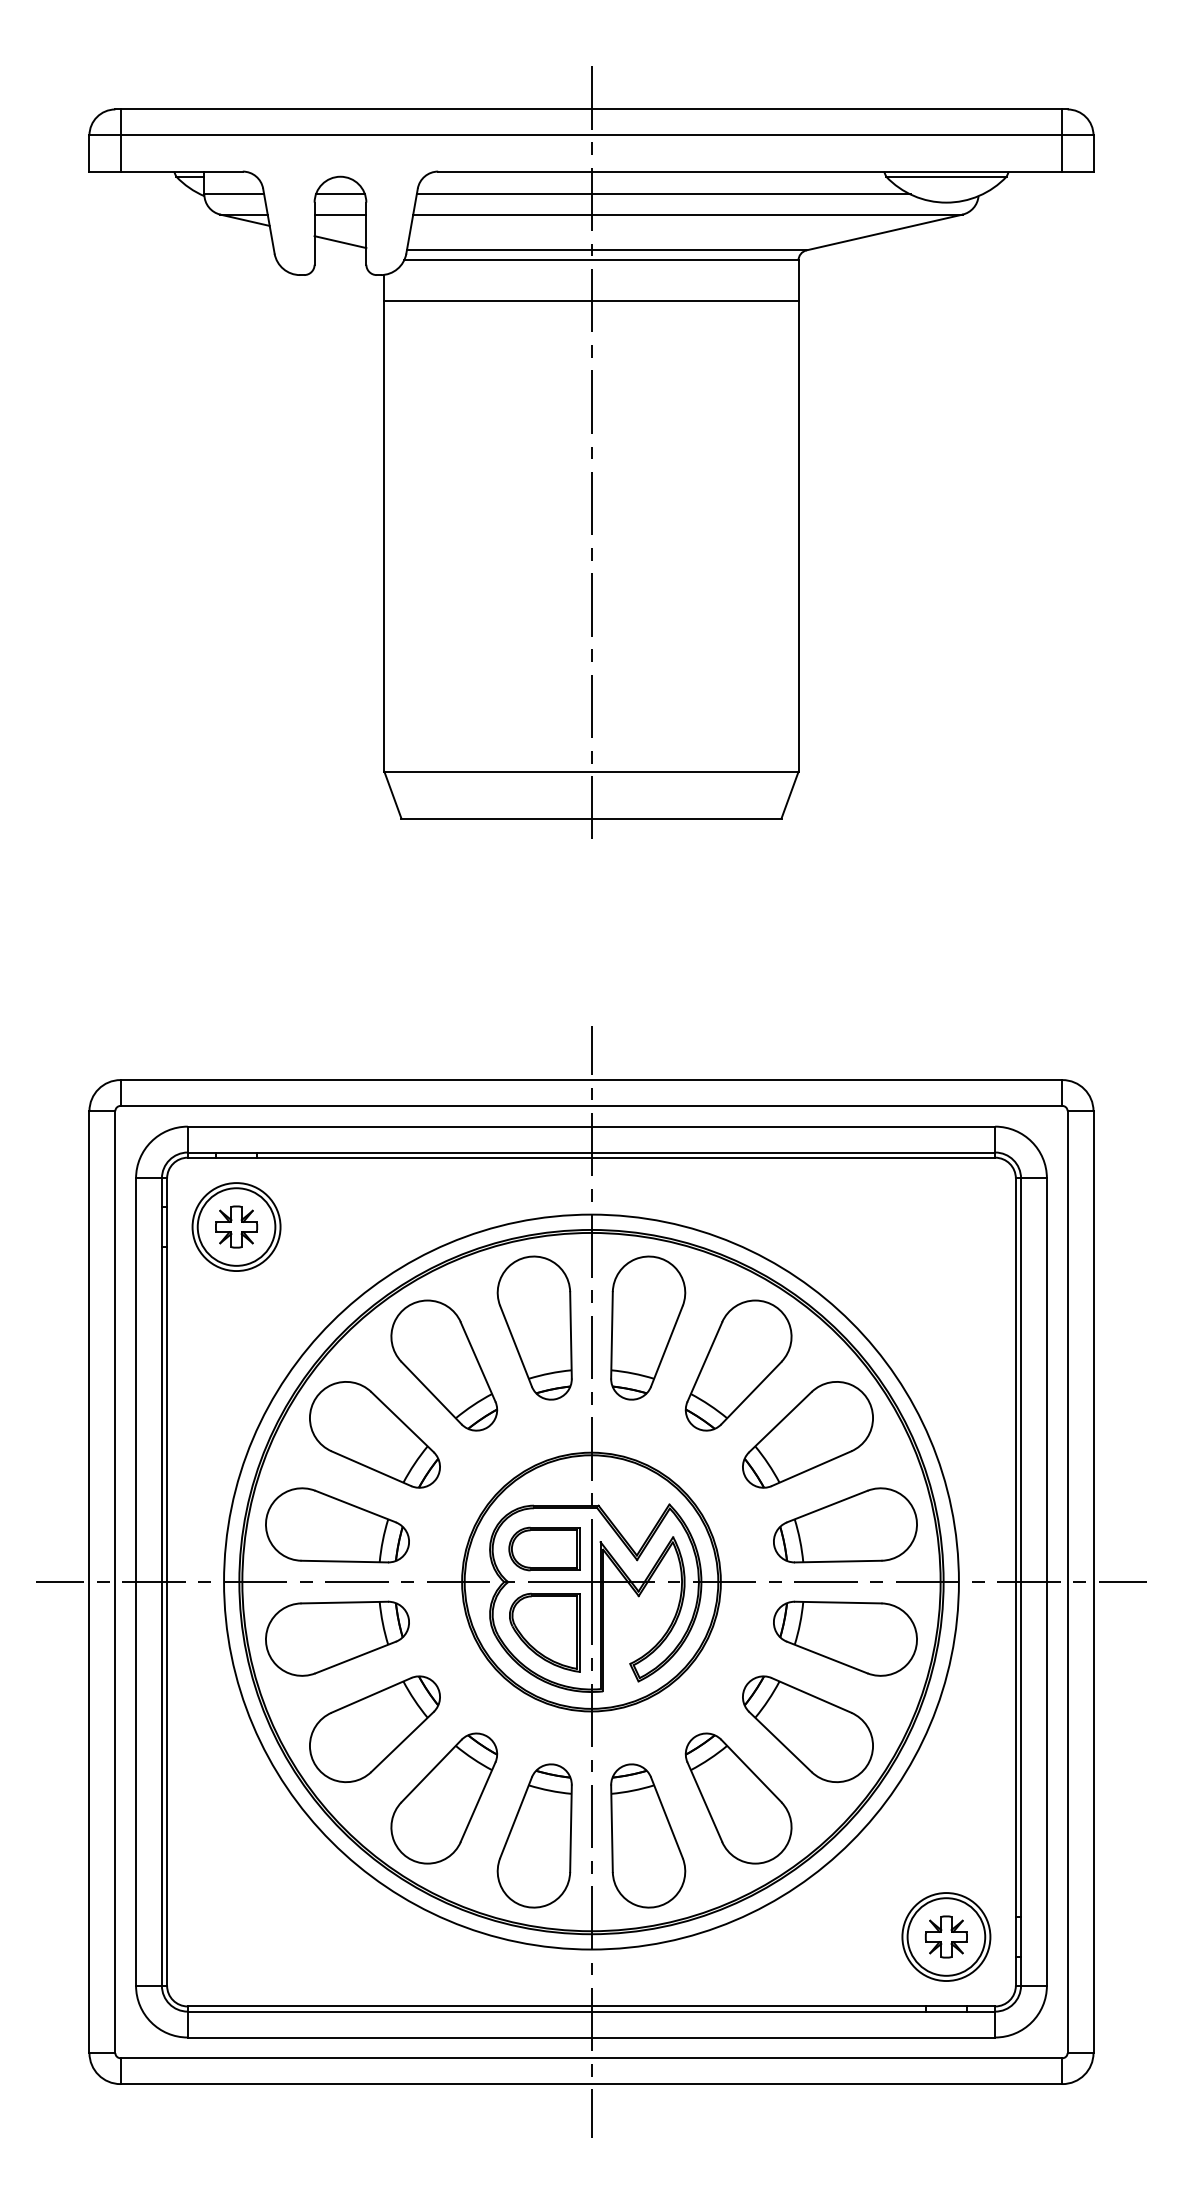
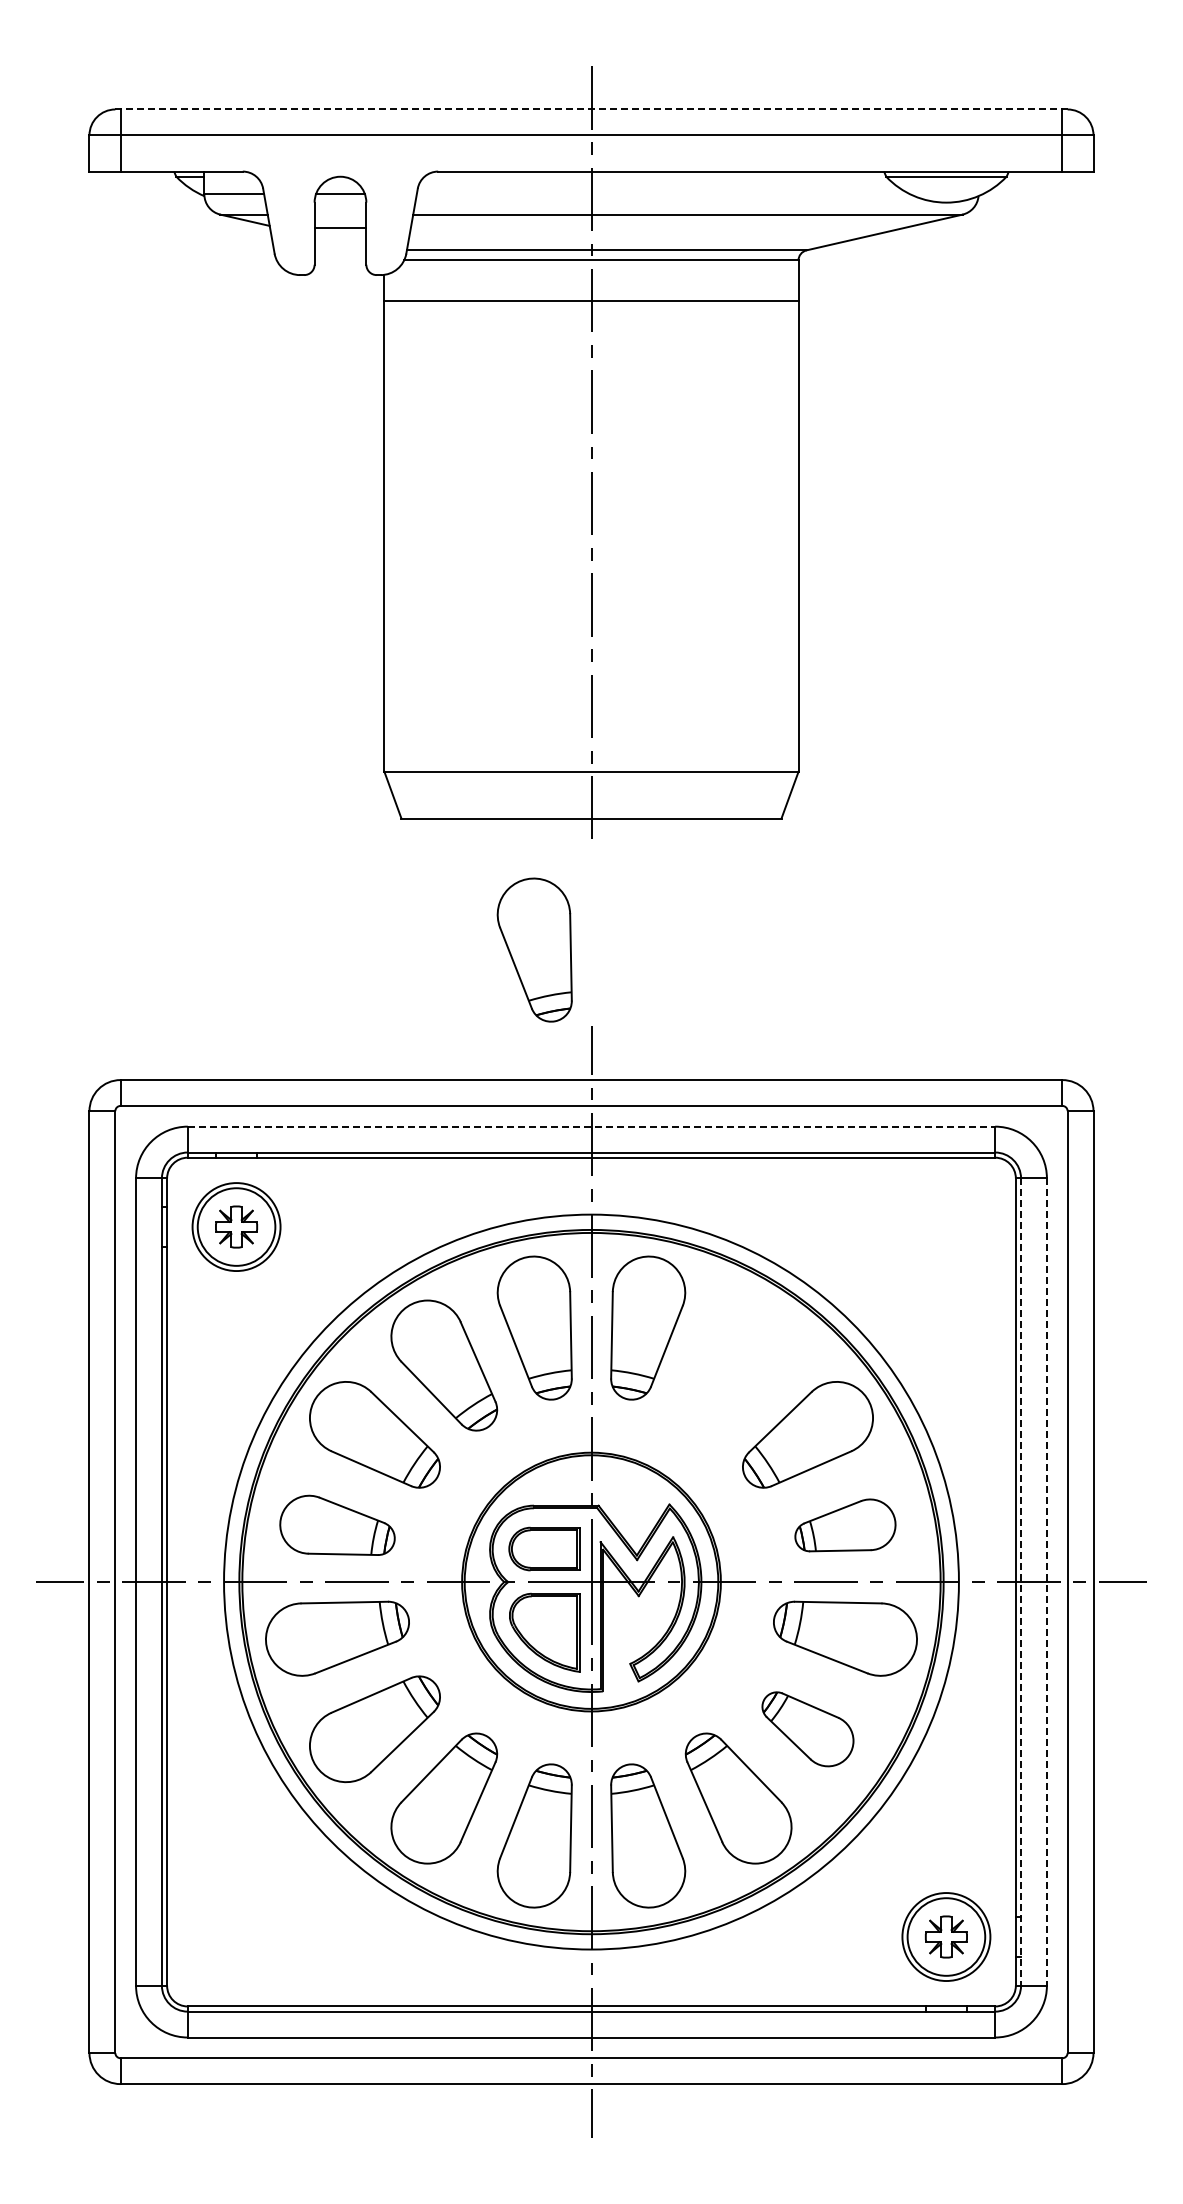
line: solid -> dashed (591, 109)
line: present -> none (663, 194)
line position: (340, 214) -> (340, 227) (340, 227)
line: present -> none (340, 242)
part: none -> present (534, 949)
line: solid -> dashed (591, 1126)
part: present -> none (738, 1365)
part size: 145x77 px -> 117x62 px (337, 1524)
part size: 145x77 px -> 103x55 px (845, 1525)
line: solid -> dashed (1021, 1582)
line: solid -> dashed (1046, 1582)
part size: 132x109 px -> 94x77 px (807, 1729)
